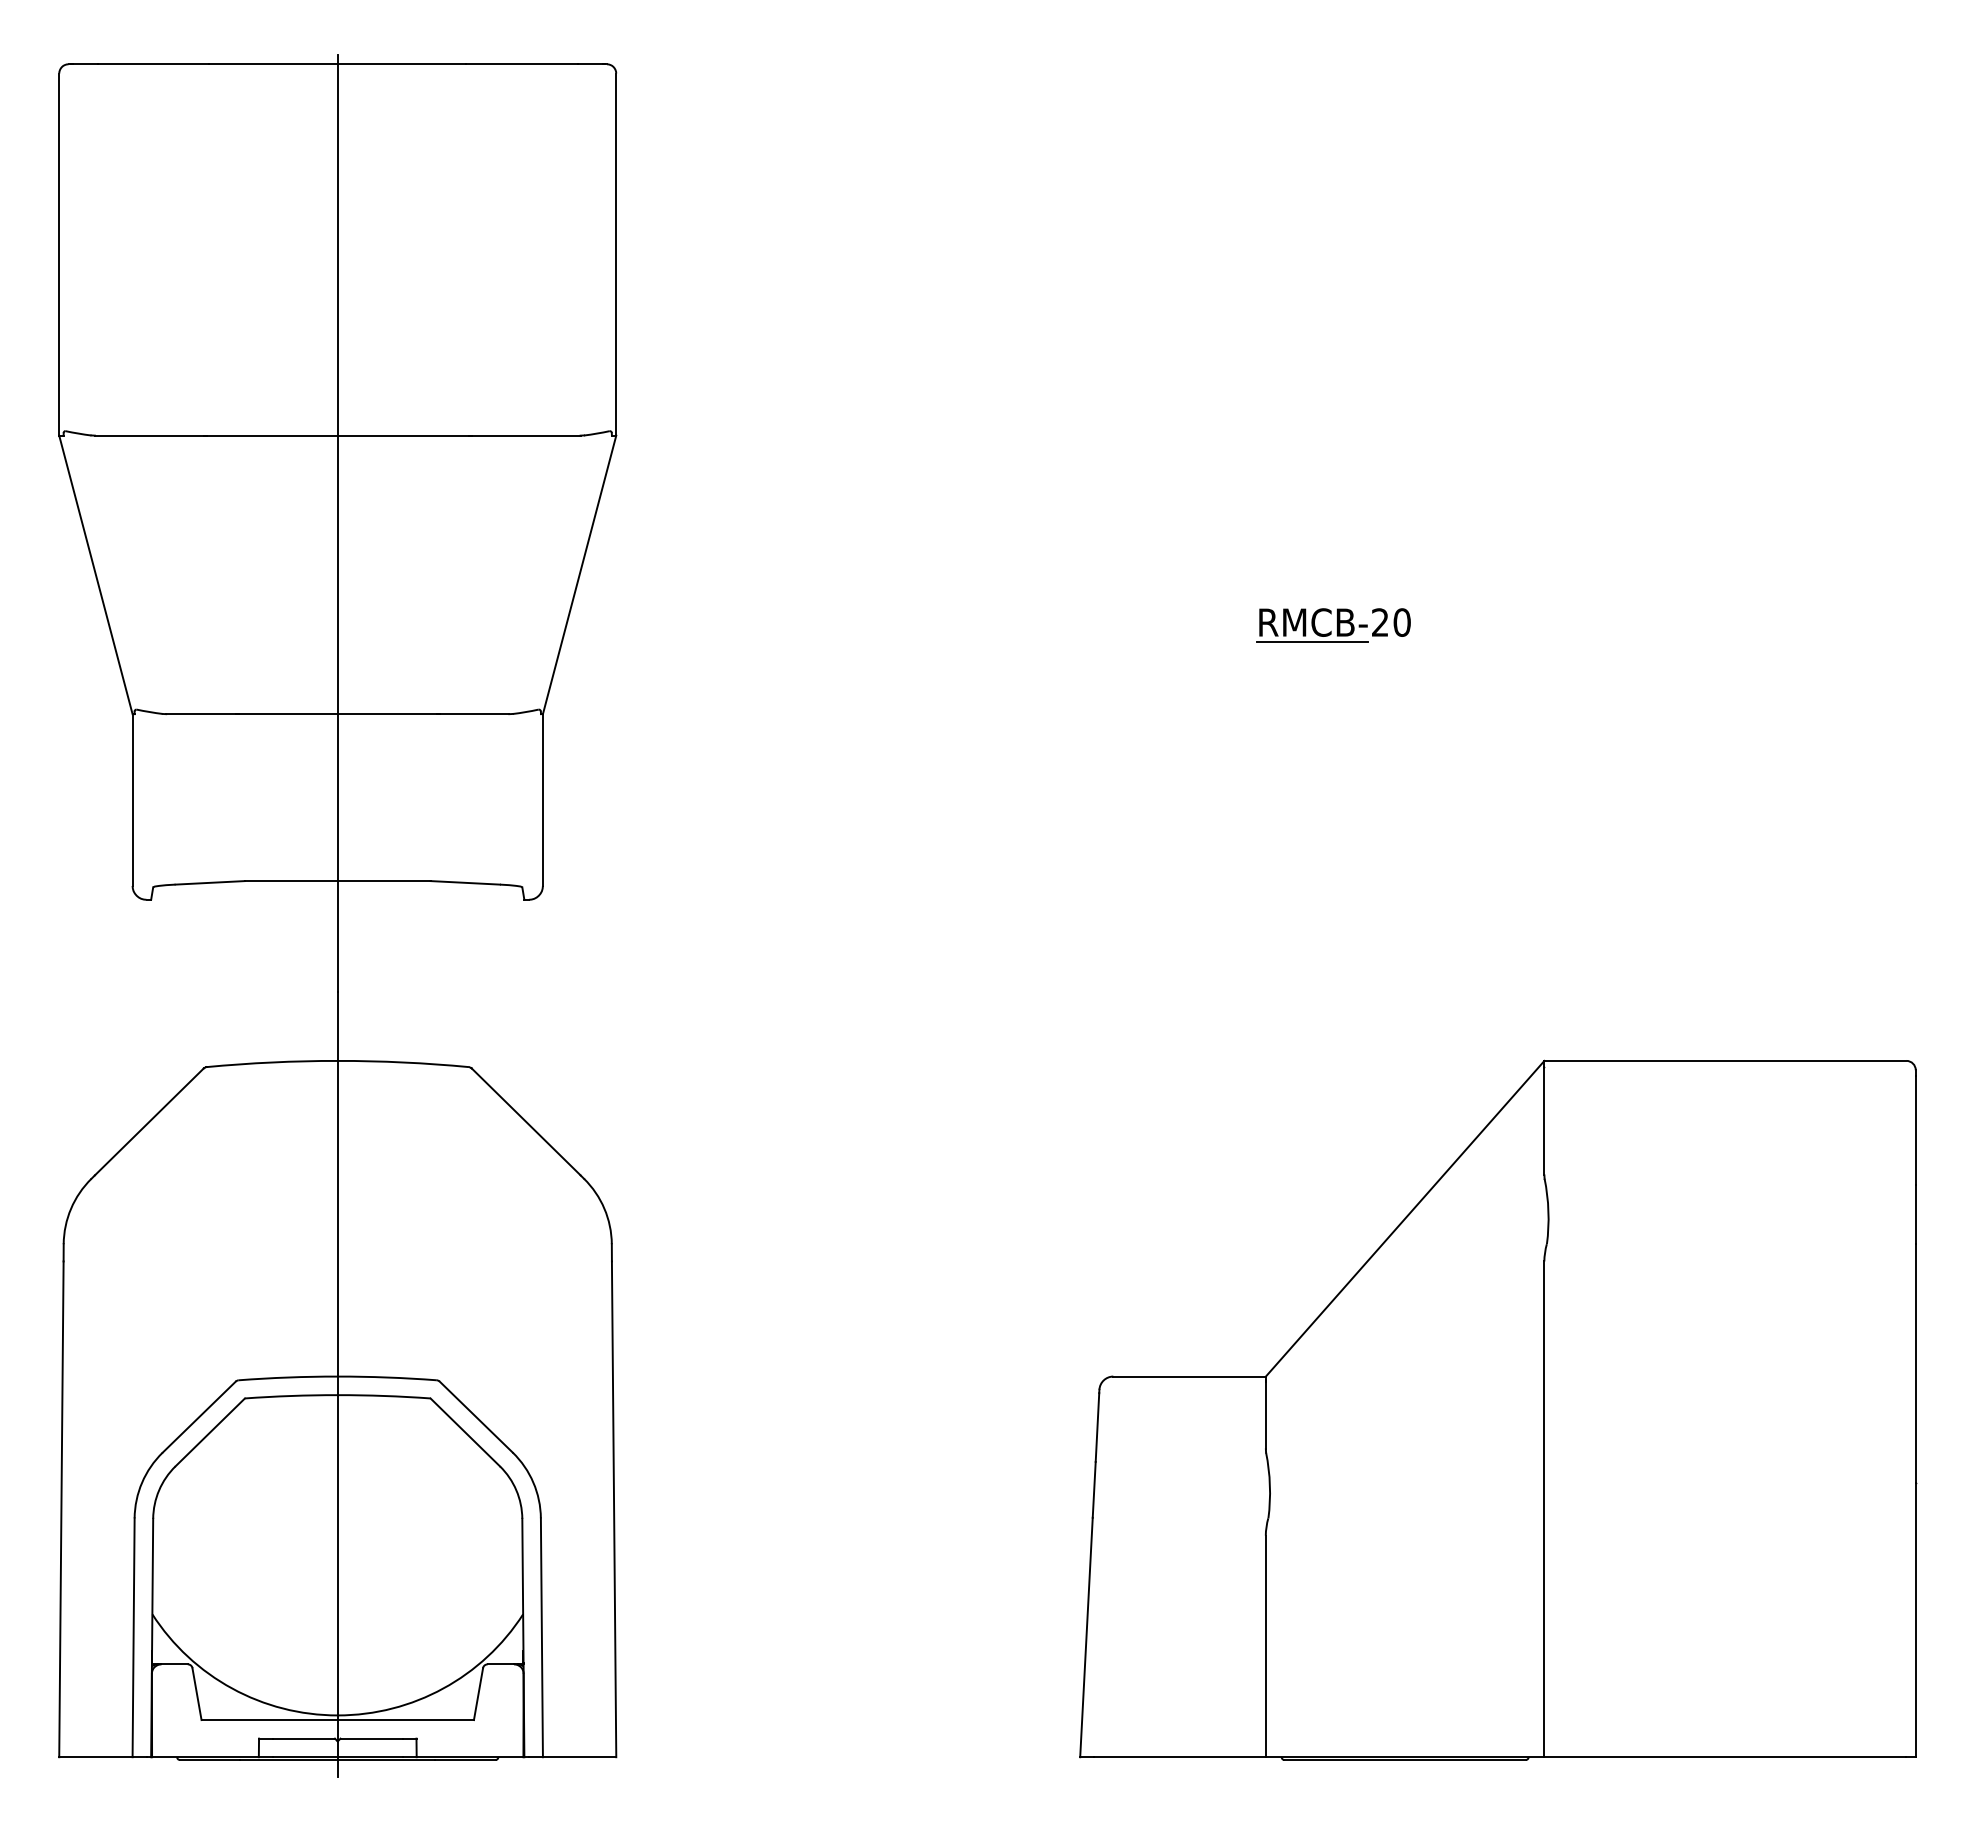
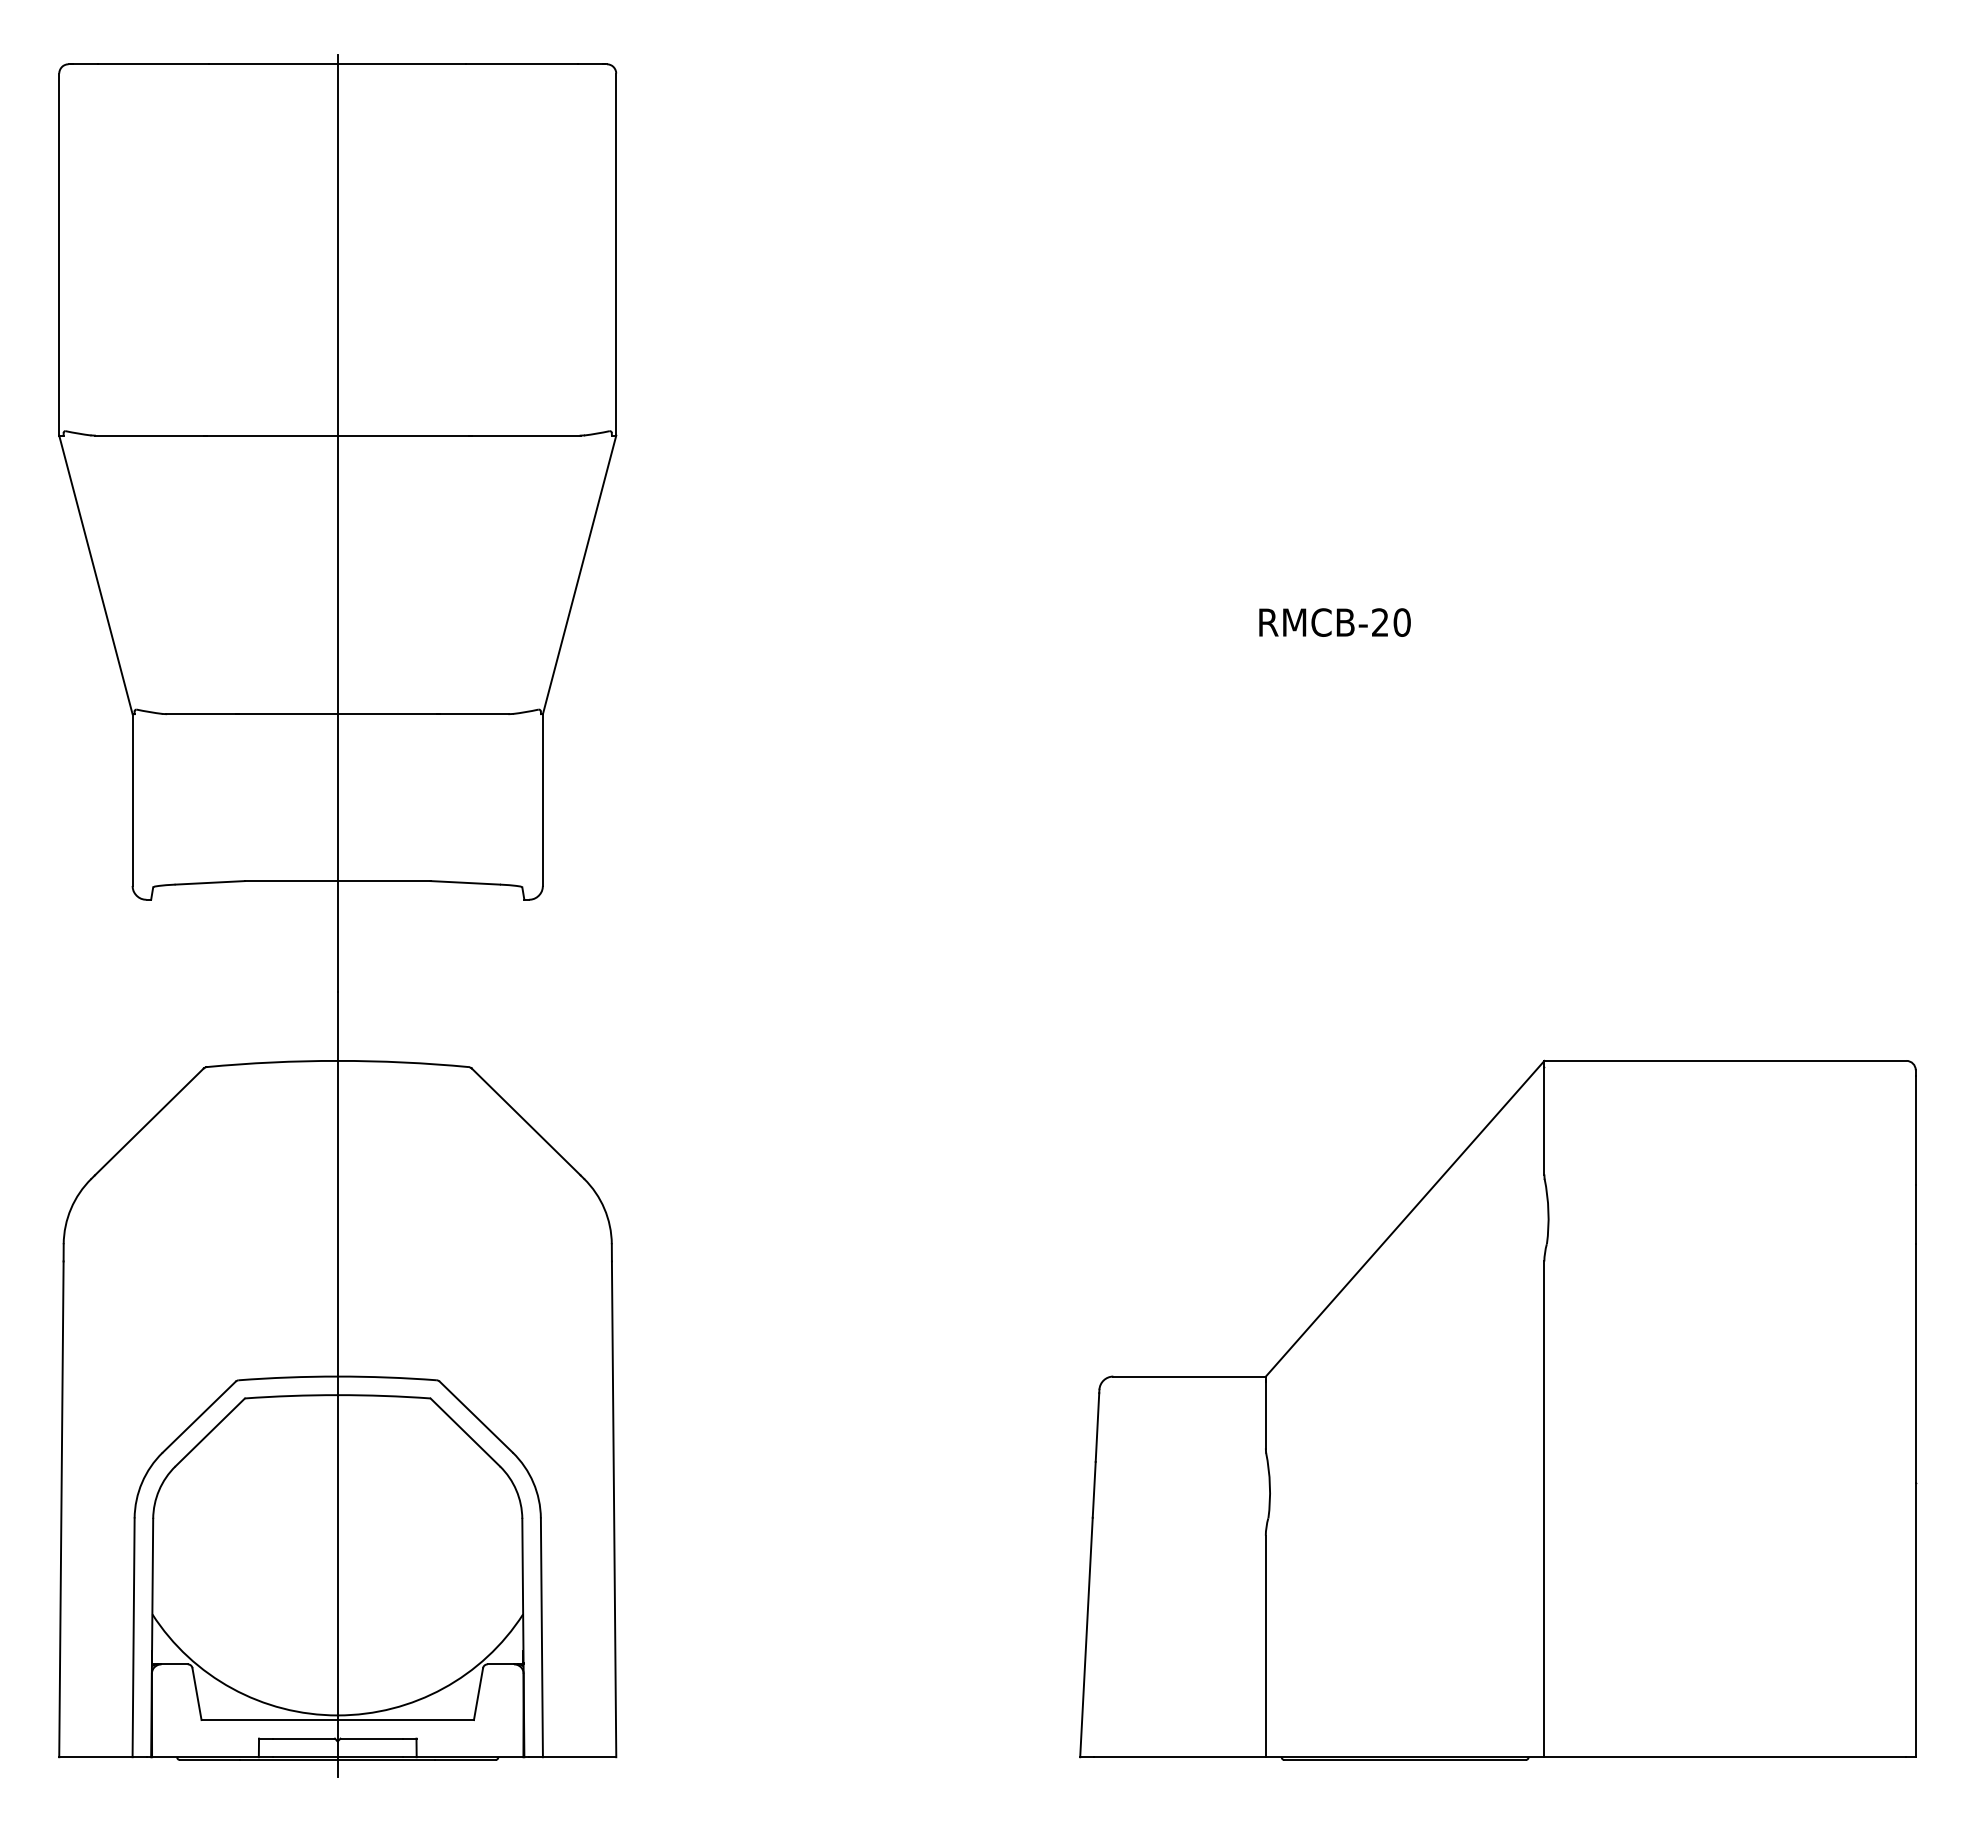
line: present -> none (1312, 641)
